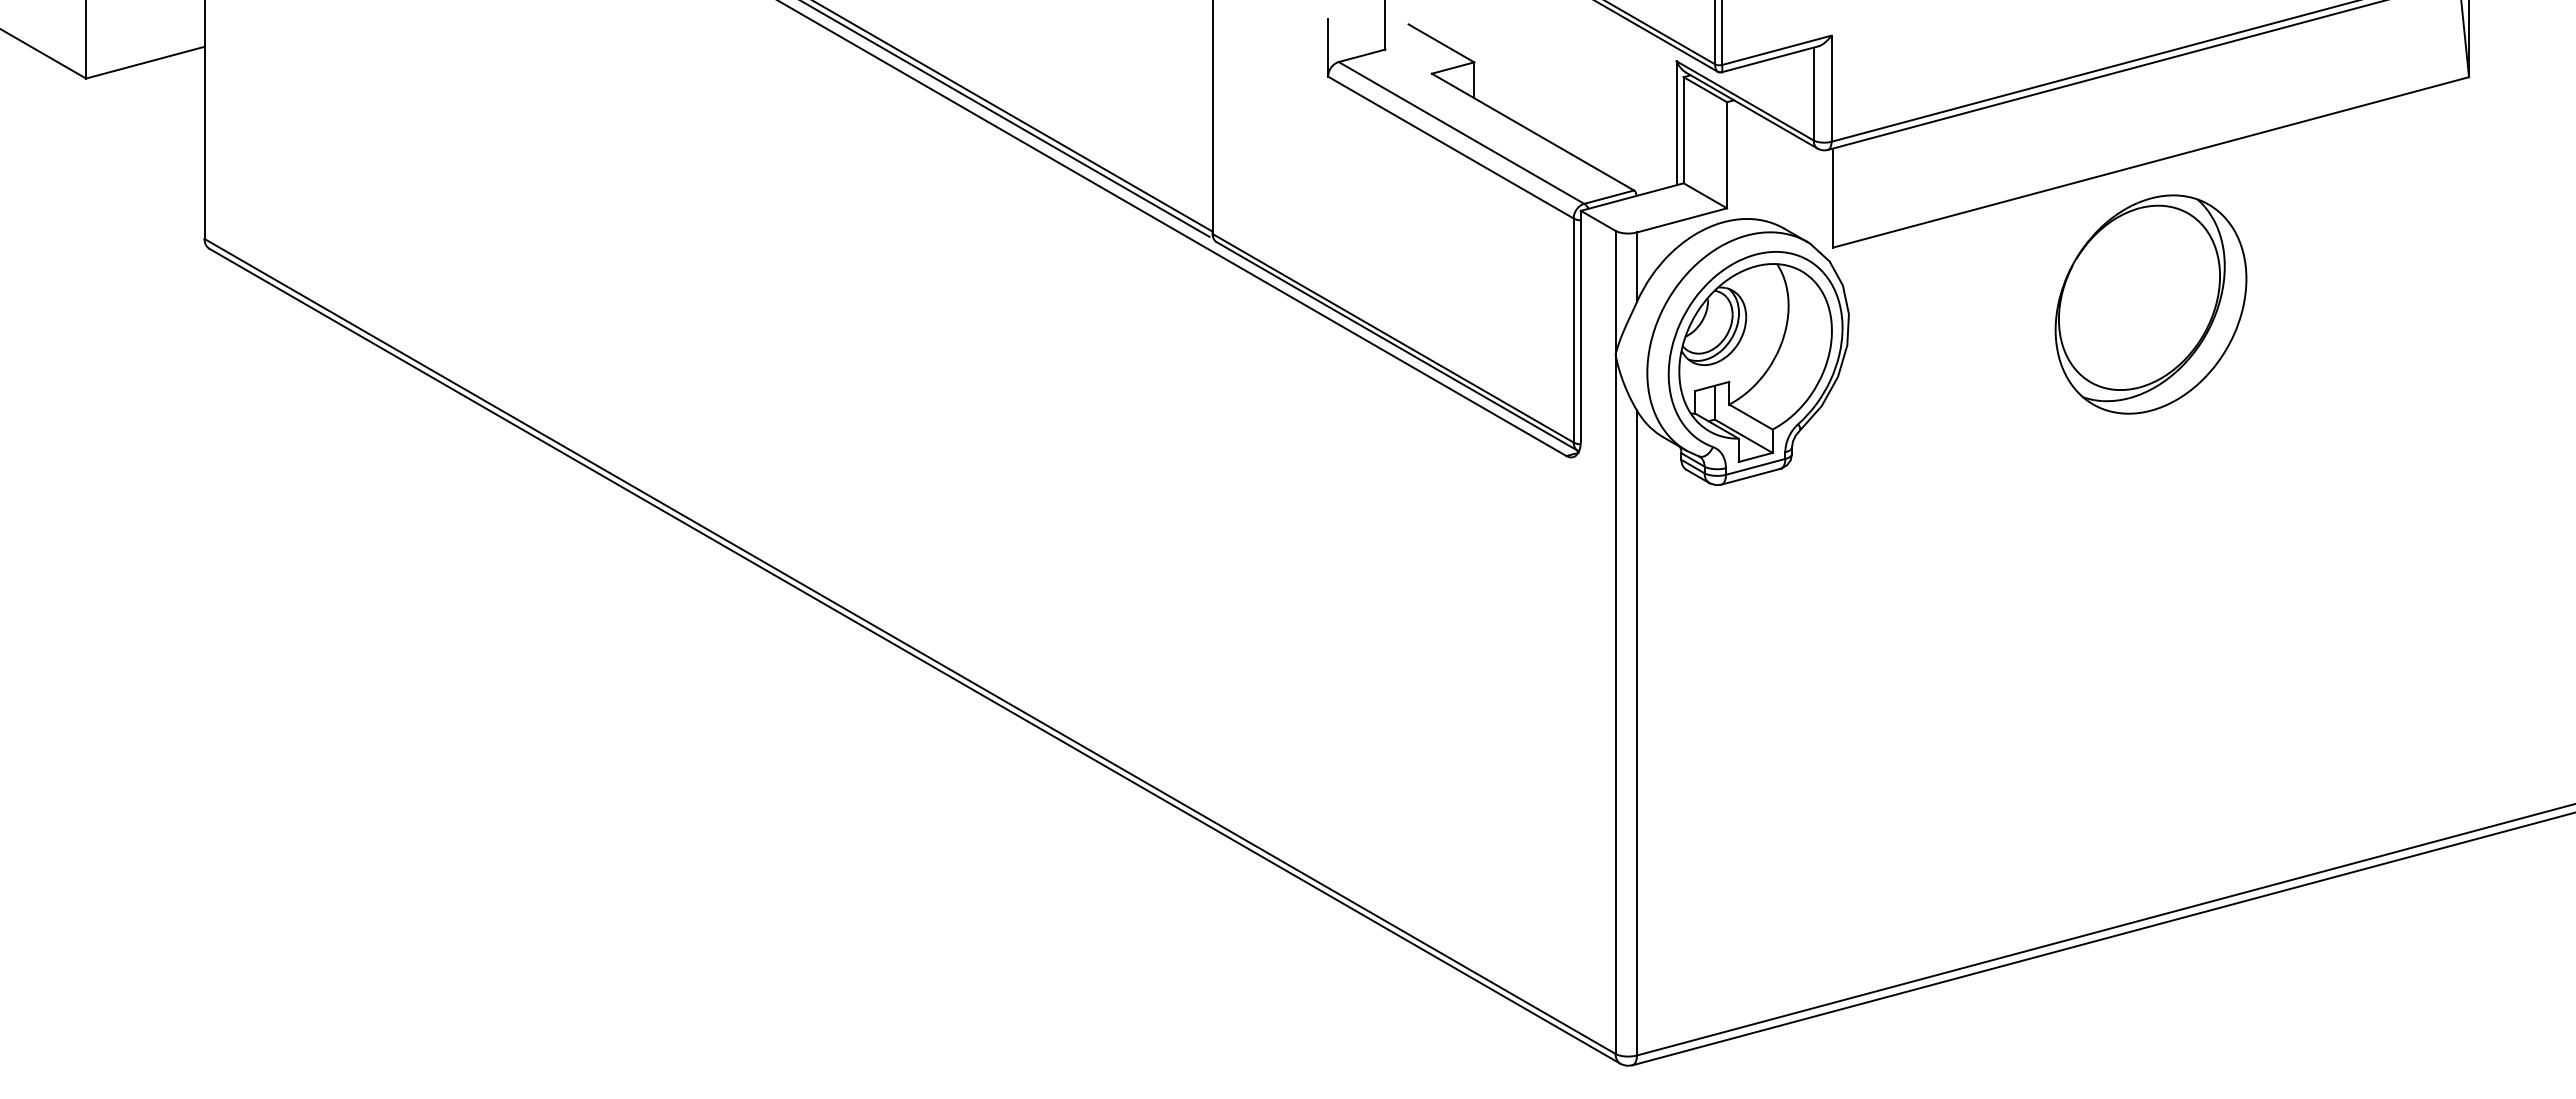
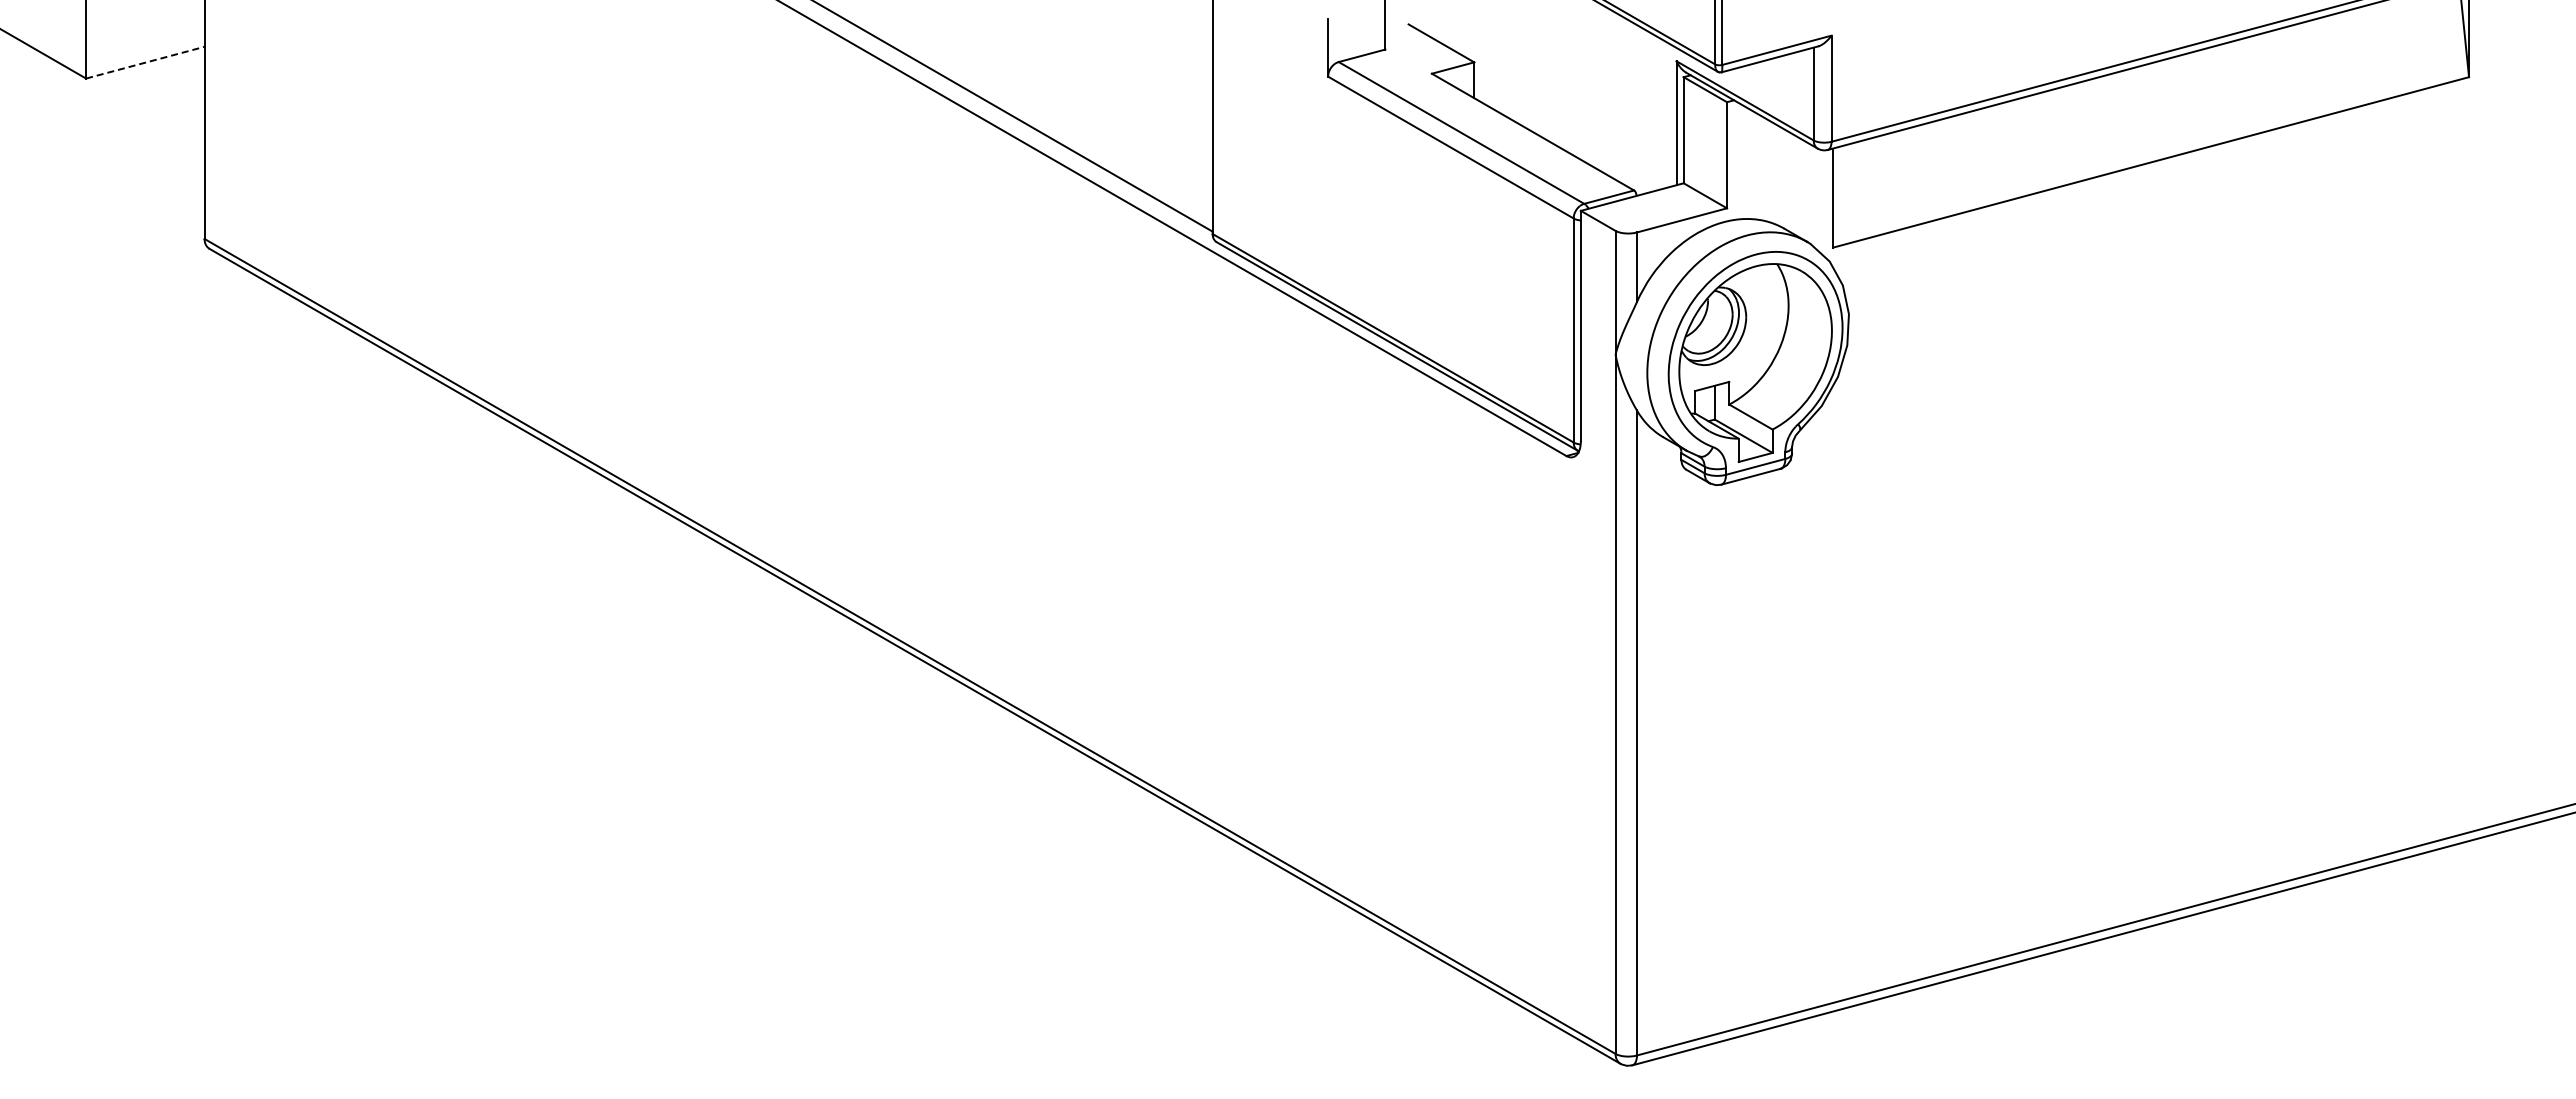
line: solid -> dashed (145, 62)
line: present -> none (1006, 119)
part: present -> none (2150, 304)
